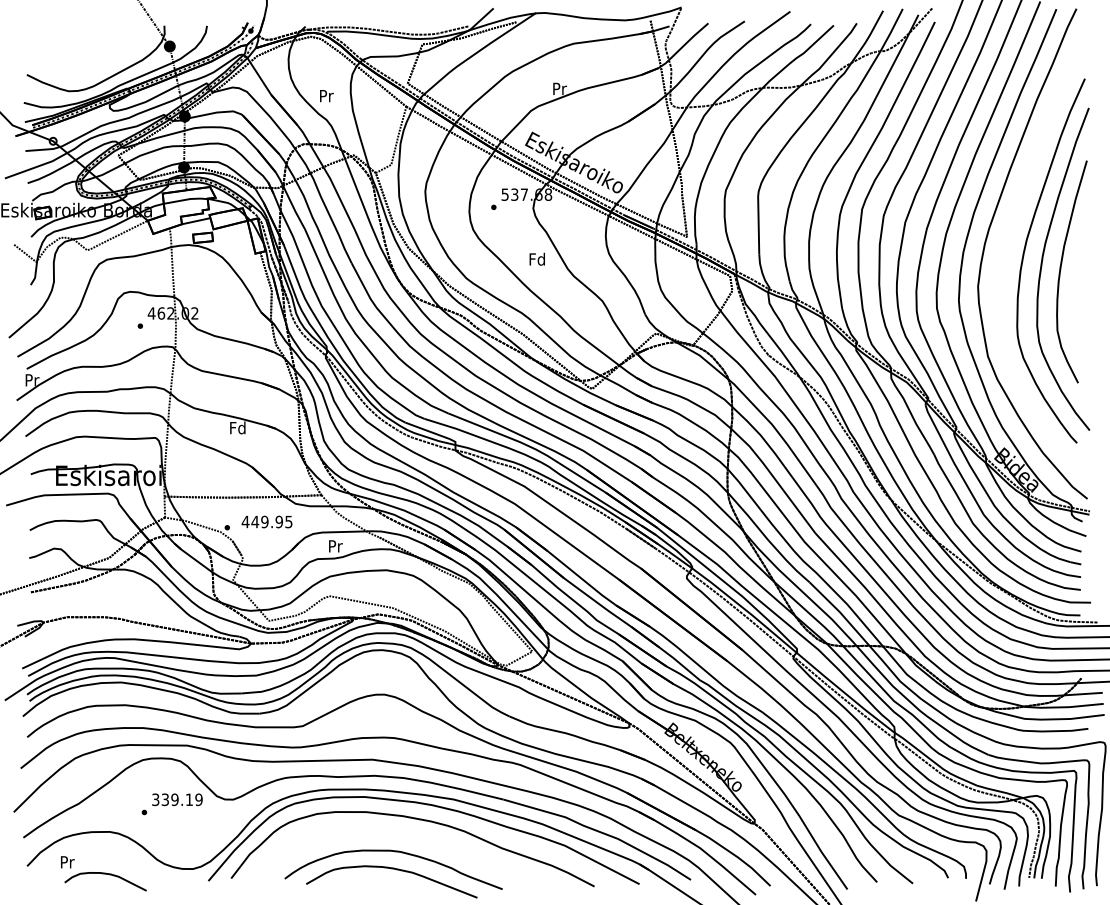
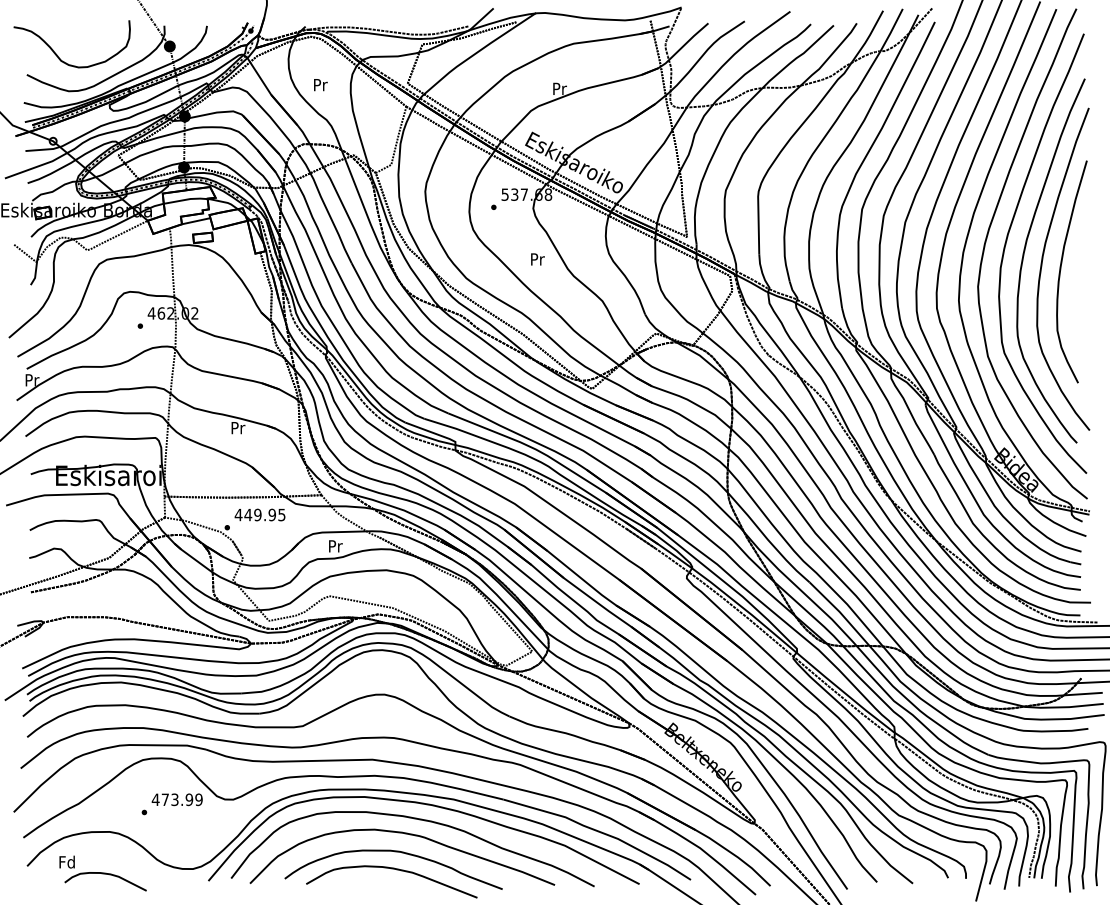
curve: none -> present (58, 55)
text position: (326, 96) -> (320, 85) (320, 85)
curve: none -> present (1006, 245)
text: Fd -> Pr (536, 258)
text: Fd -> Pr (237, 427)
text position: (266, 521) -> (259, 514) (259, 514)
text: 339.19 -> 473.99 (172, 799)
curve: none -> present (404, 834)
text: Pr -> Fd (66, 861)
